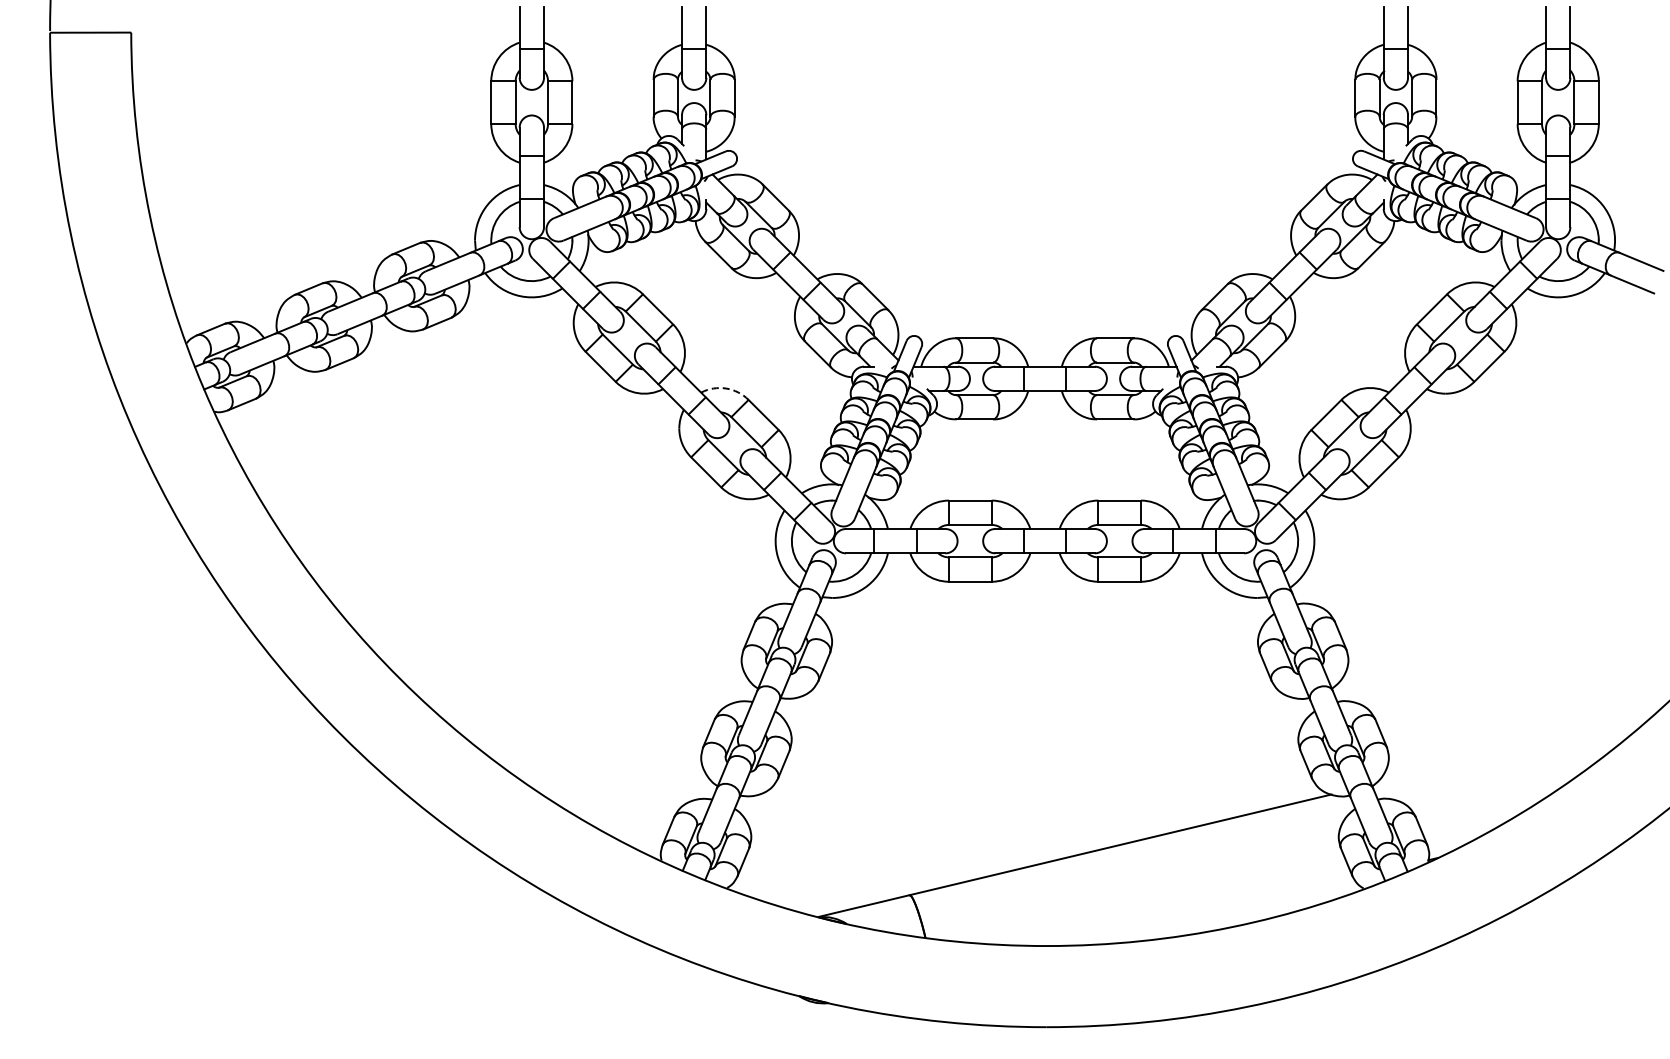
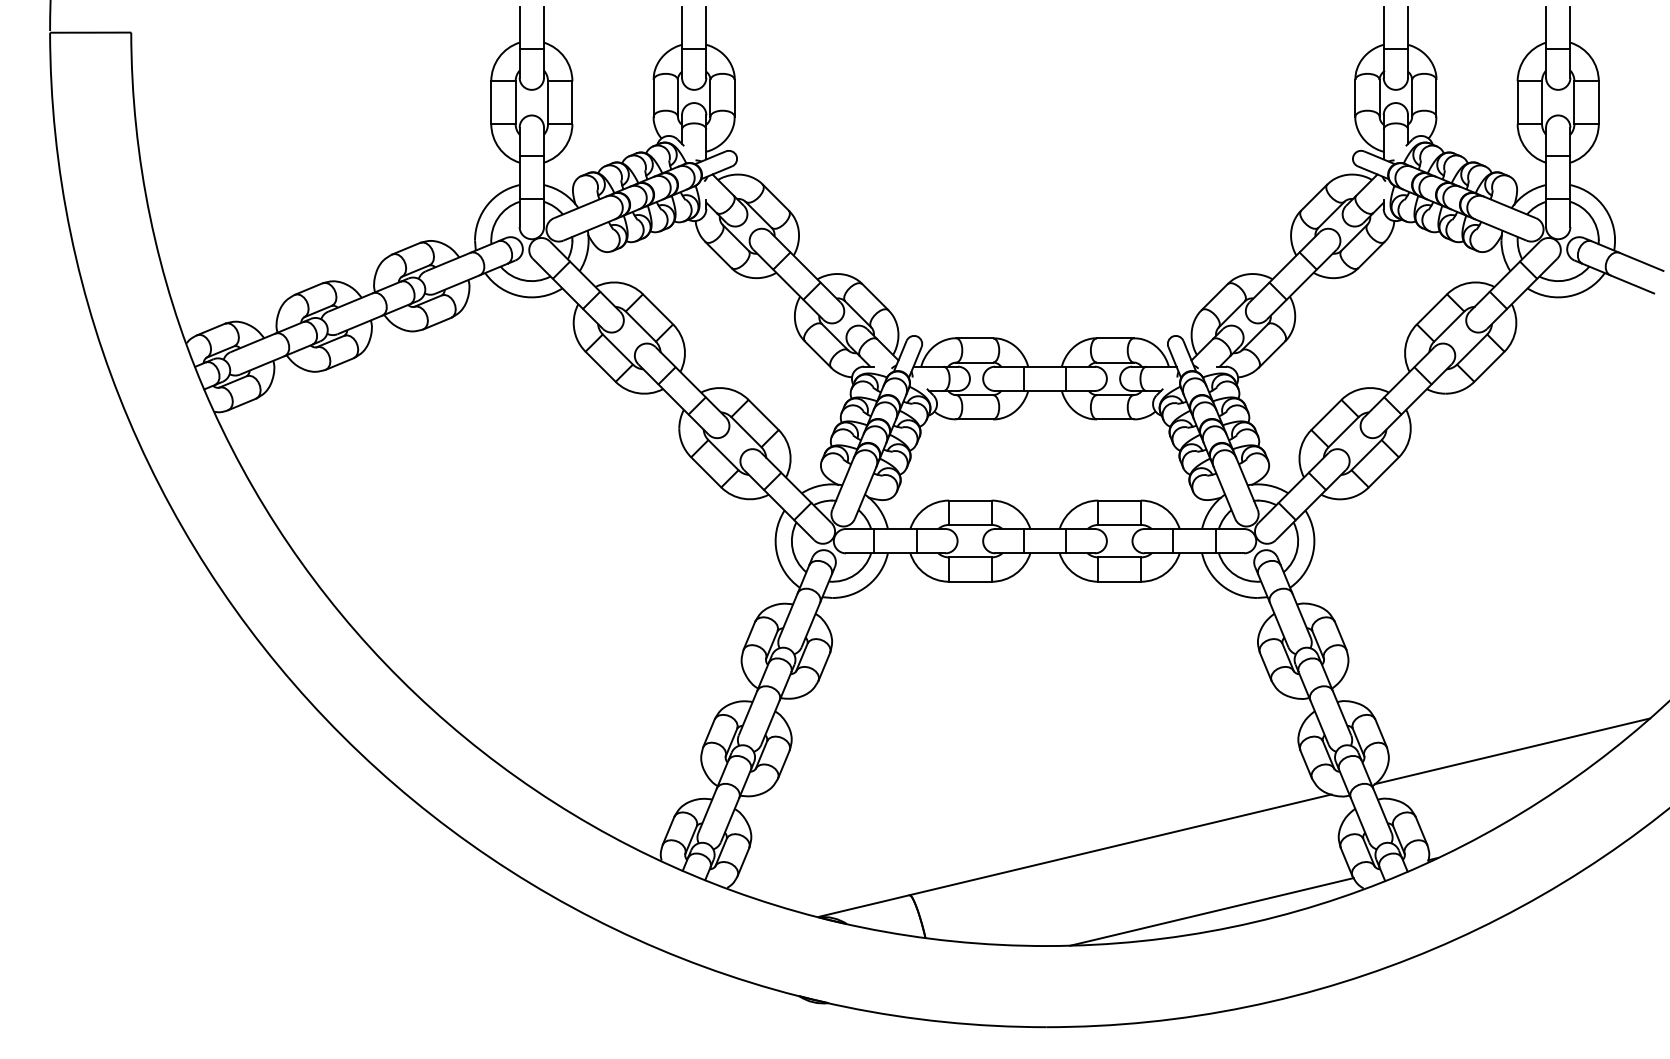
arc: dashed -> solid (726, 388)
line: none -> present (1512, 751)
line: none -> present (1211, 911)
